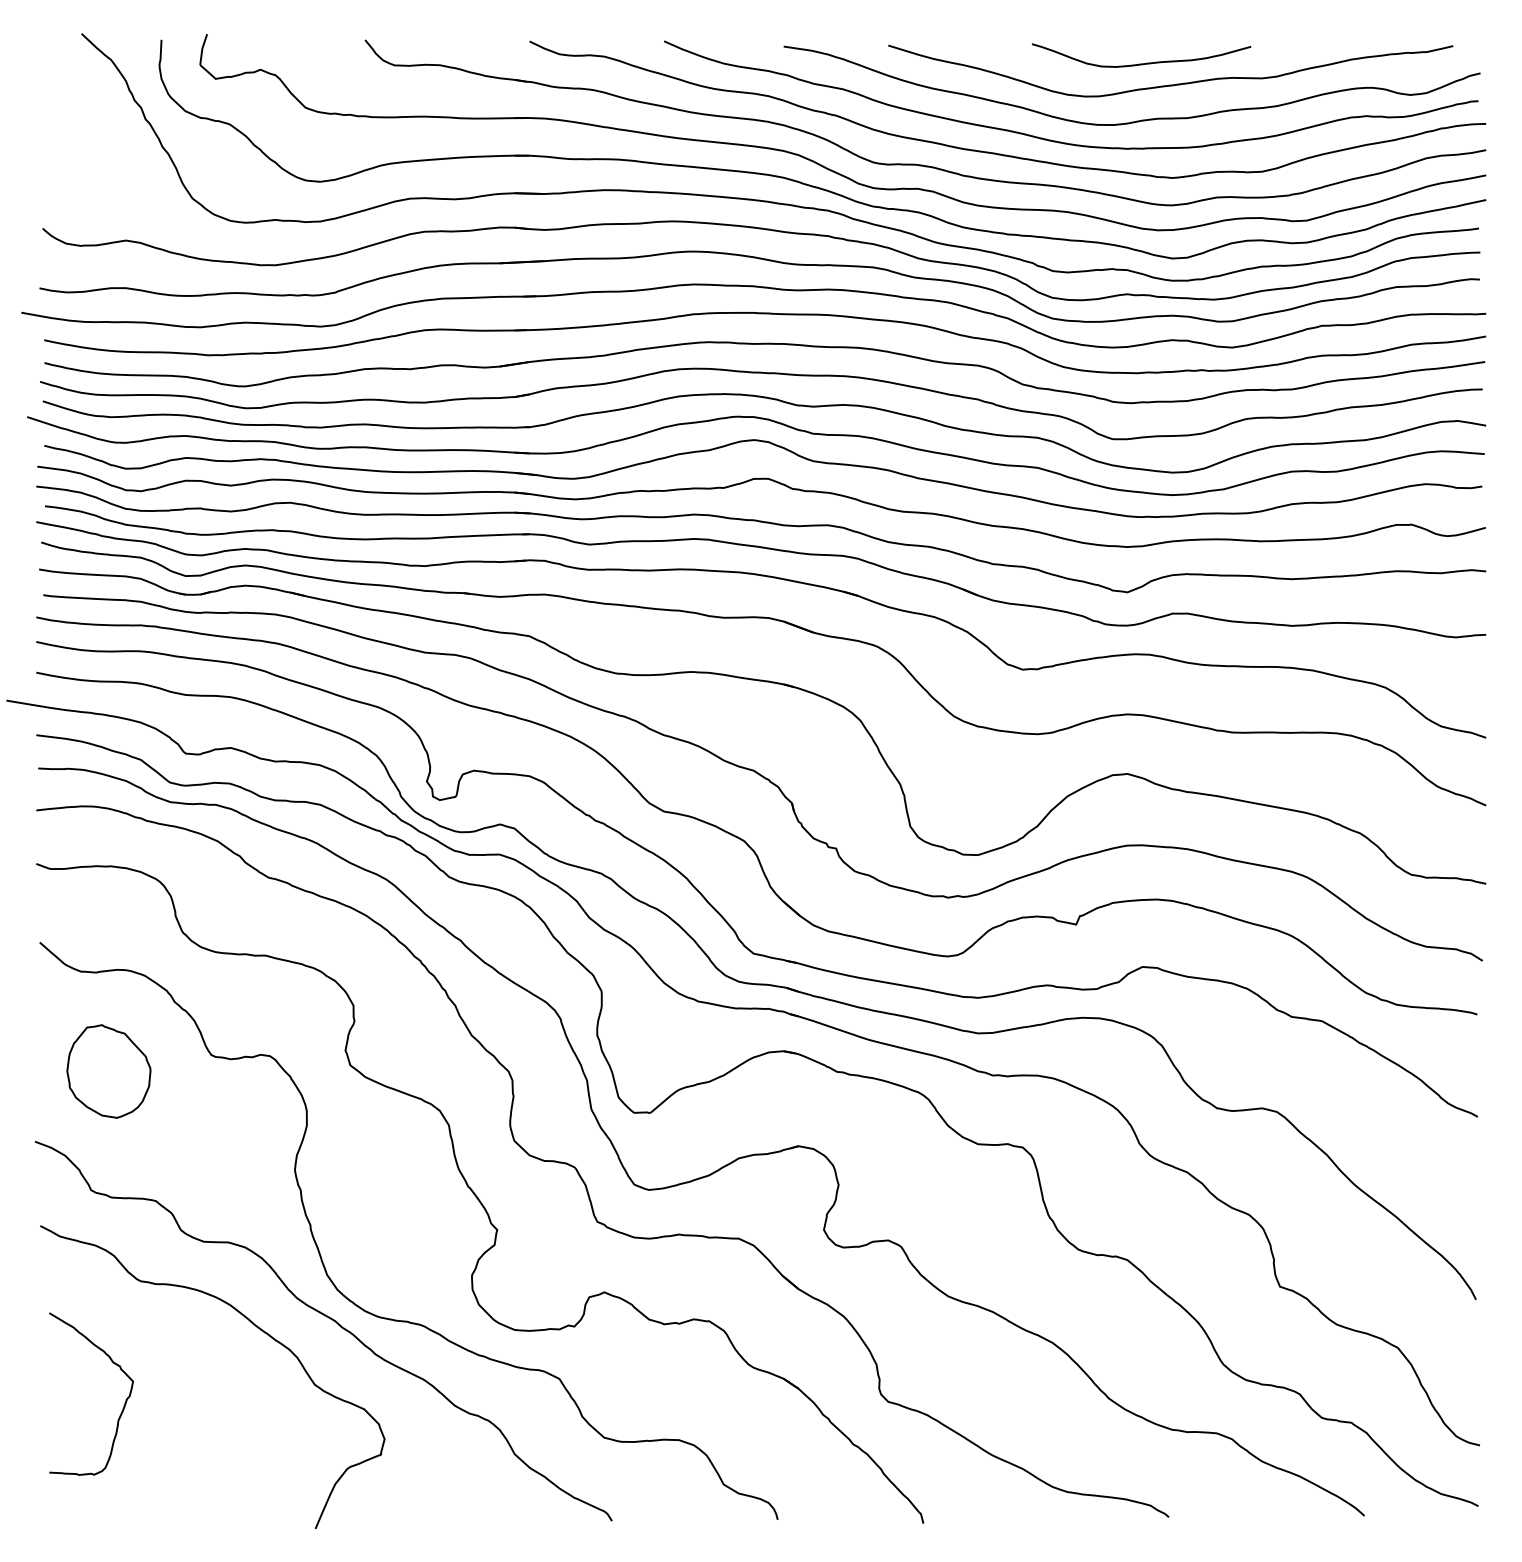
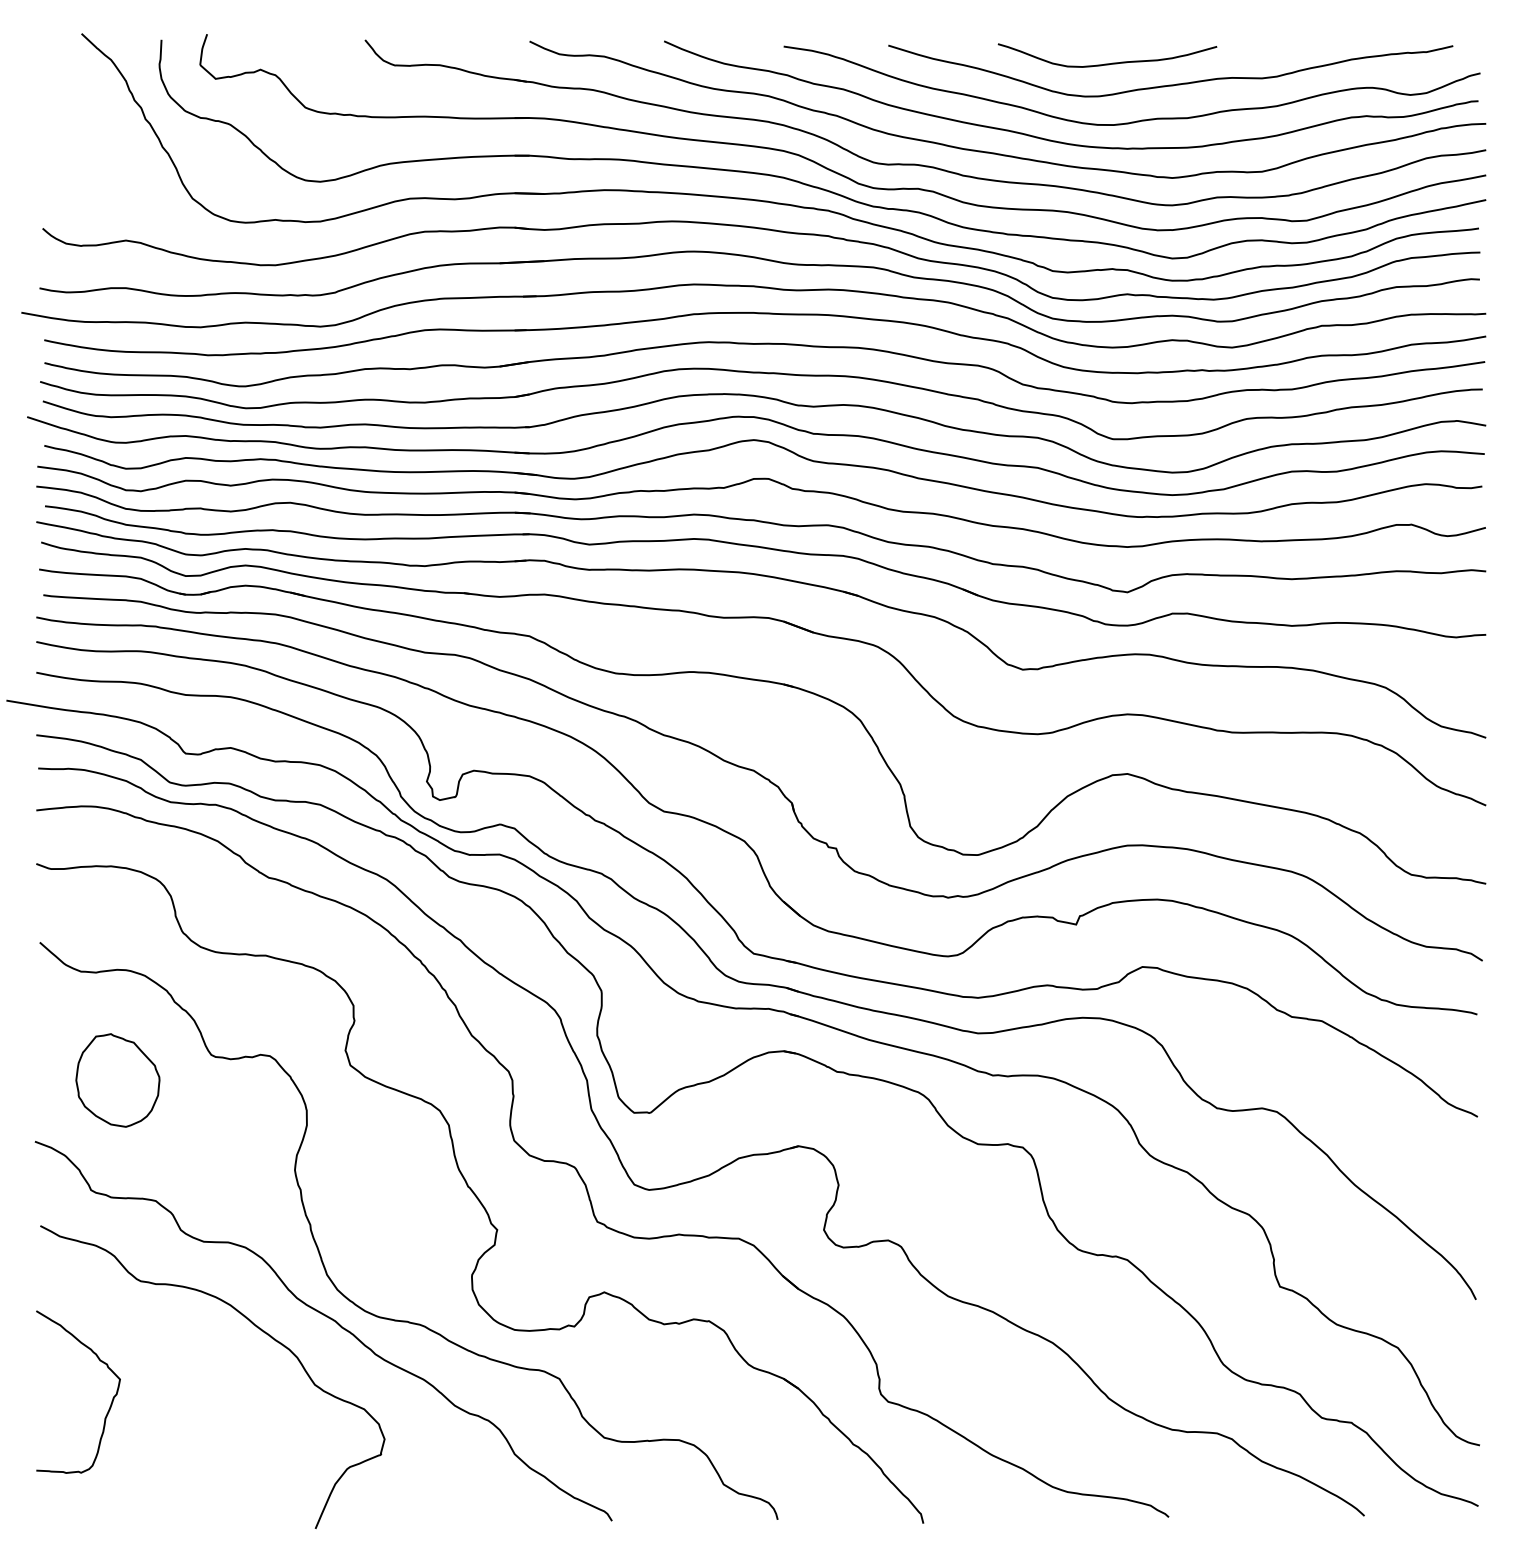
curve position: (1141, 63) -> (1107, 63) (1107, 63)
part position: (108, 1071) -> (117, 1080) (117, 1080)
curve position: (123, 1405) -> (110, 1403) (110, 1403)
